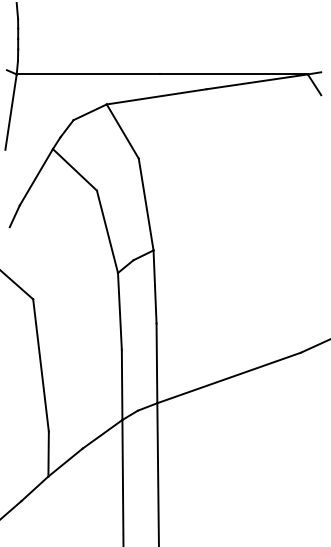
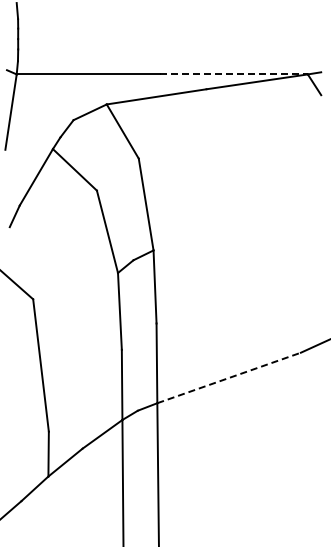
line: solid -> dashed (234, 74)
line: solid -> dashed (229, 377)
